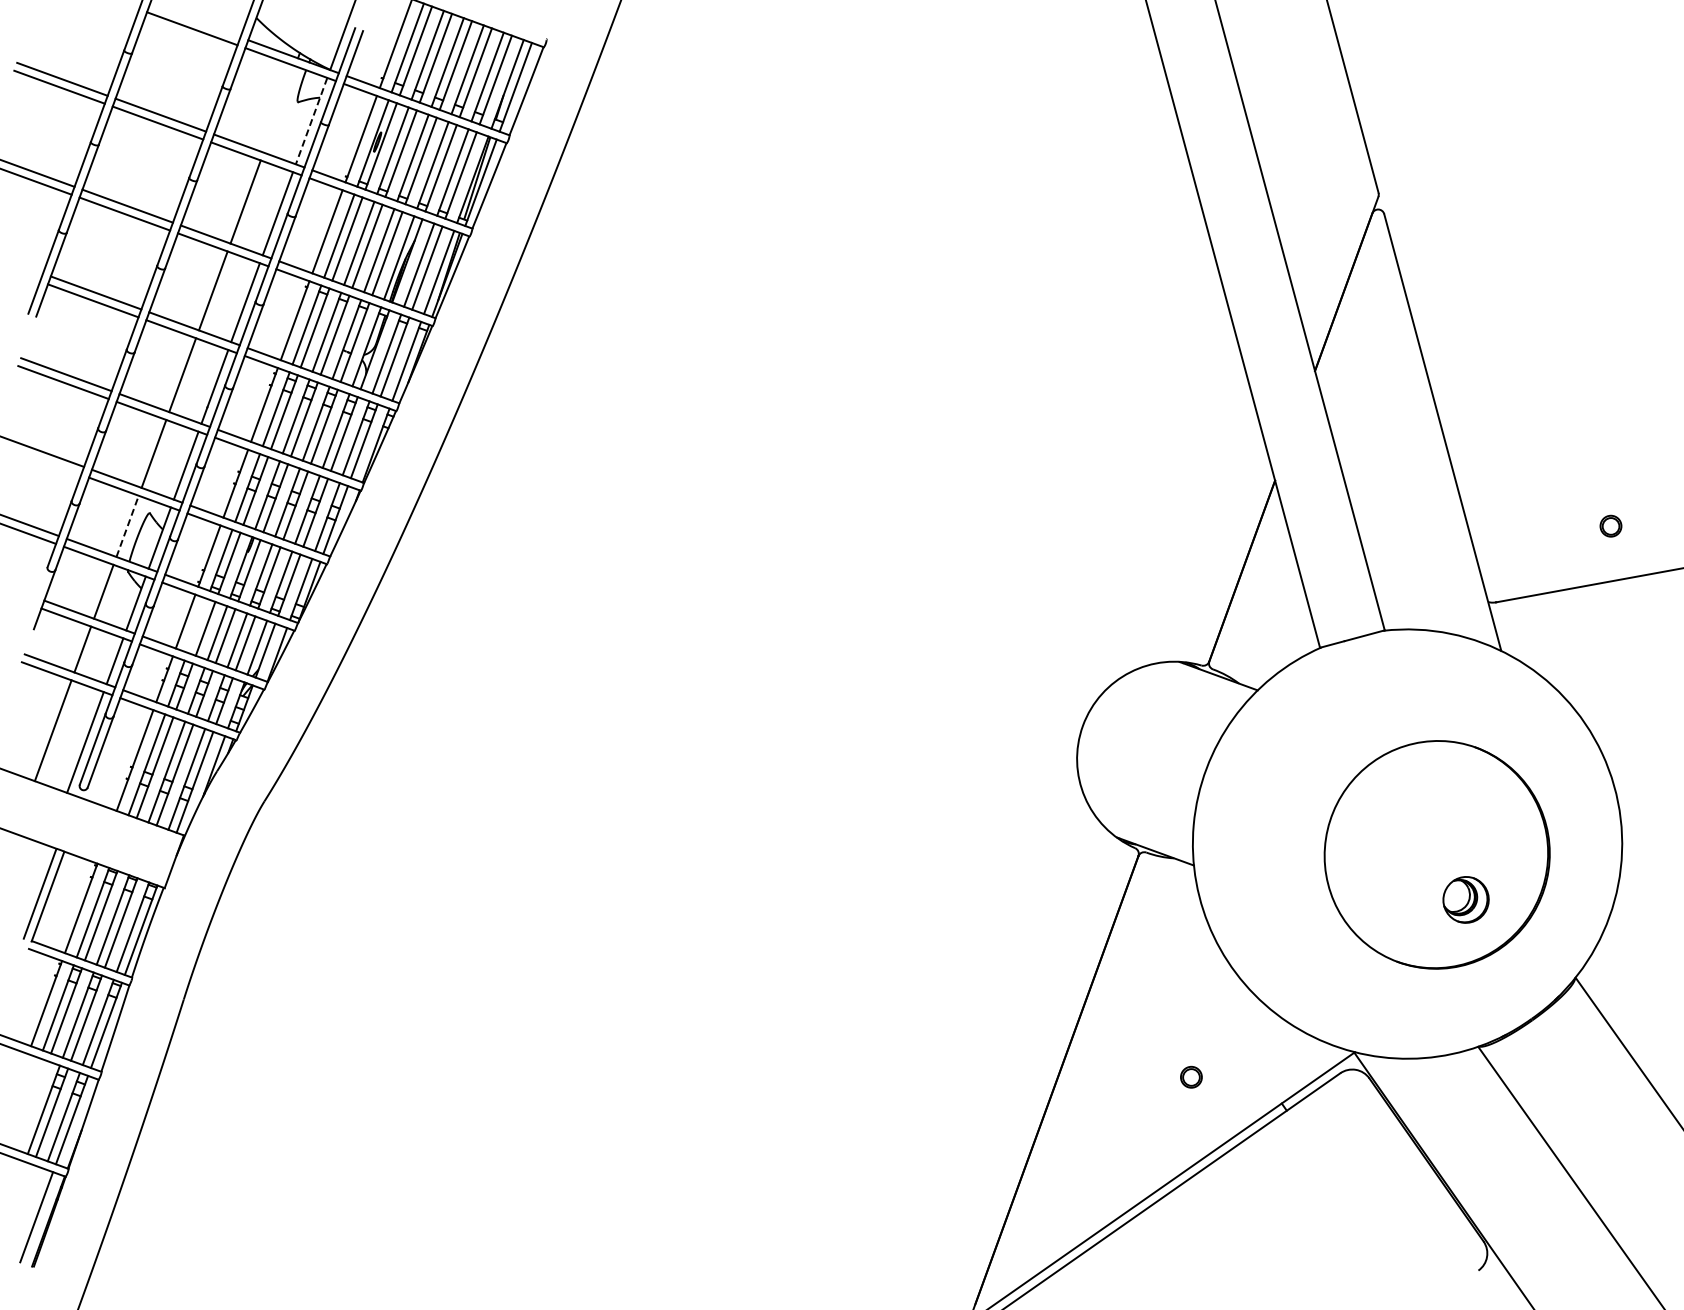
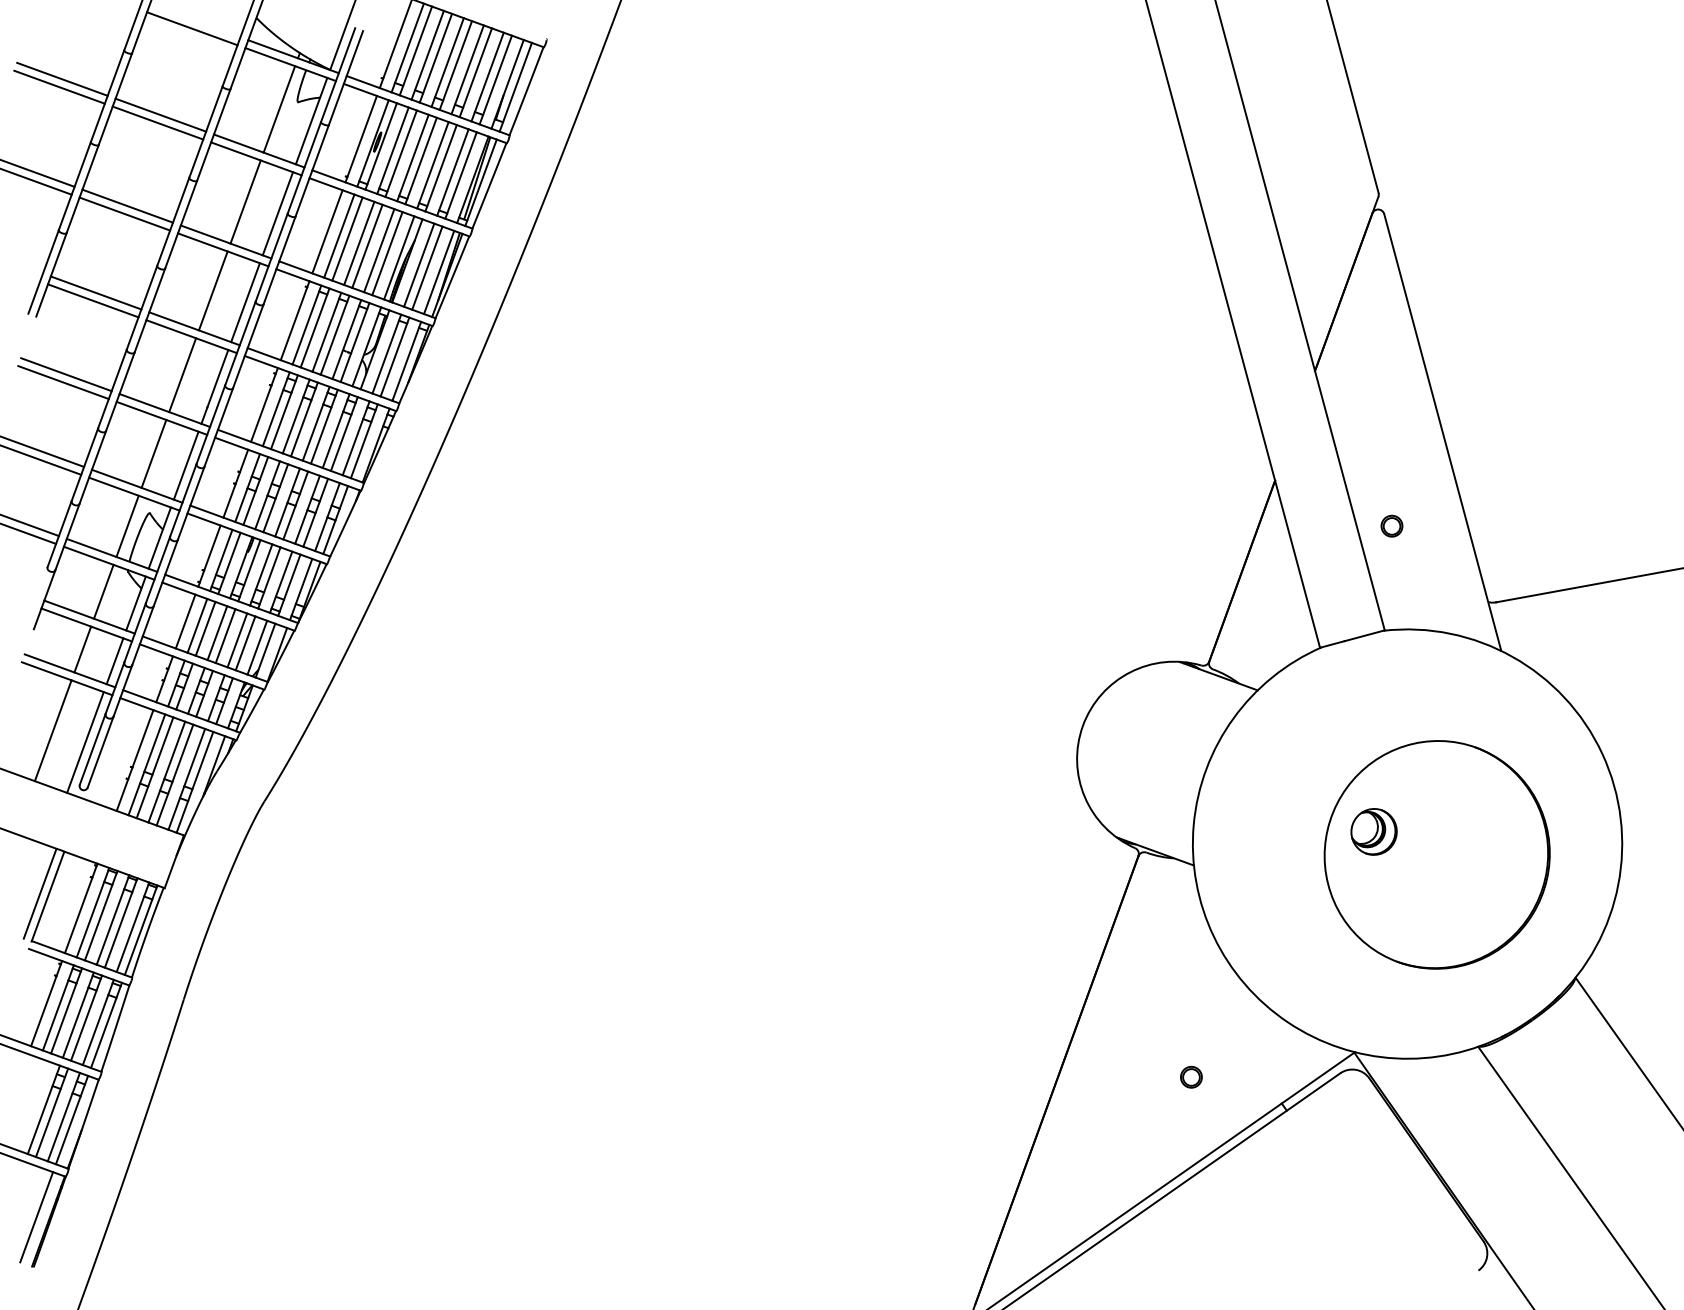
line: none -> present (279, 109)
line: dashed -> solid (311, 121)
line: none -> present (41, 459)
part position: (1610, 525) -> (1391, 525) (1391, 525)
line: dashed -> solid (127, 526)
line: none -> present (197, 625)
part position: (1465, 899) -> (1373, 831) (1373, 831)
